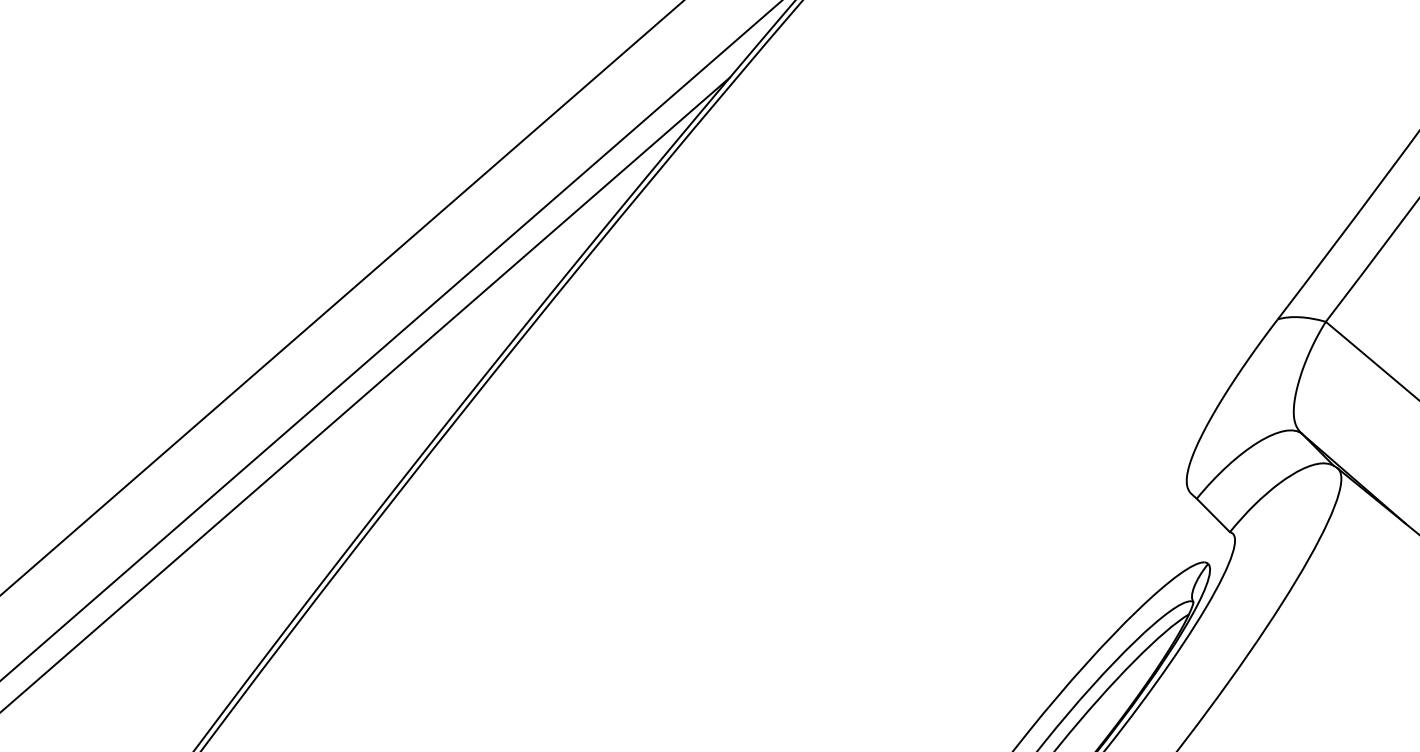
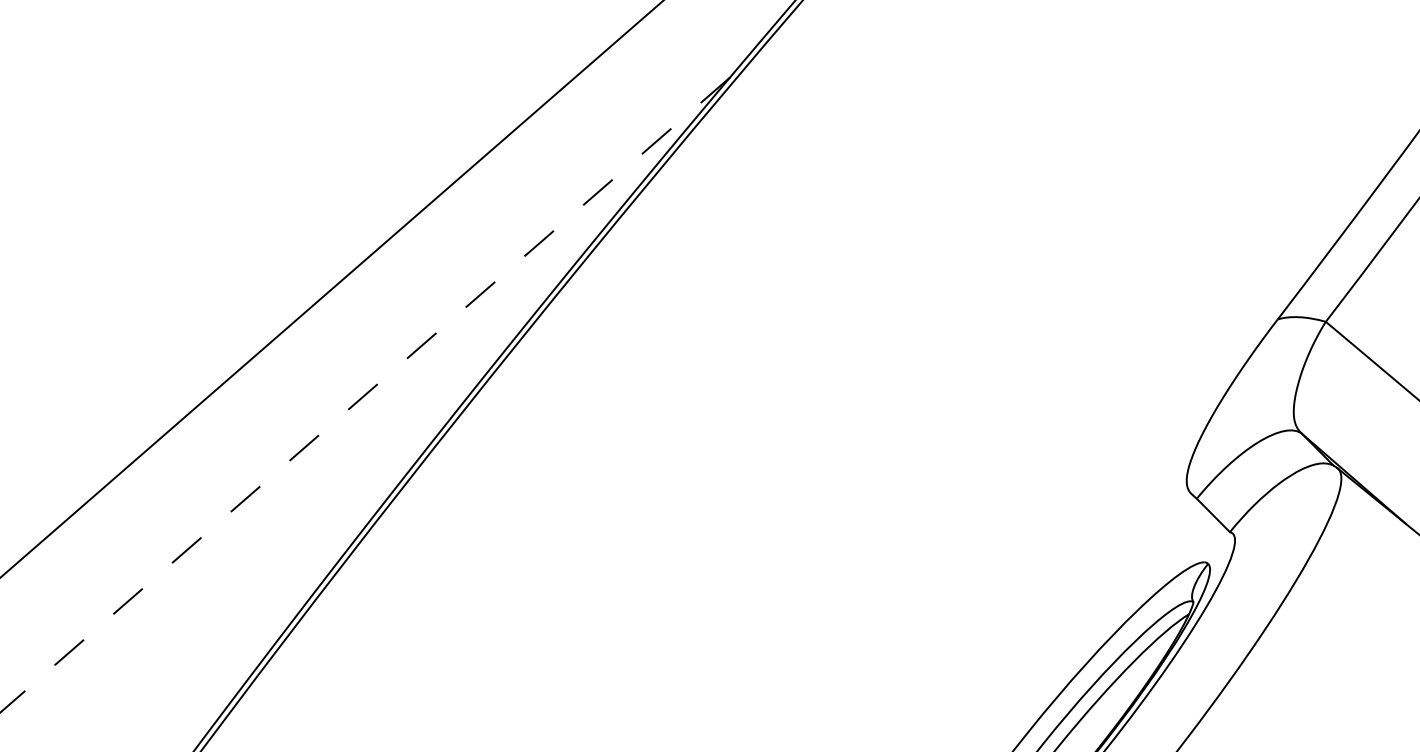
line position: (342, 297) -> (331, 288) (331, 288)
line: present -> none (390, 340)
line: solid -> dashed (365, 395)
